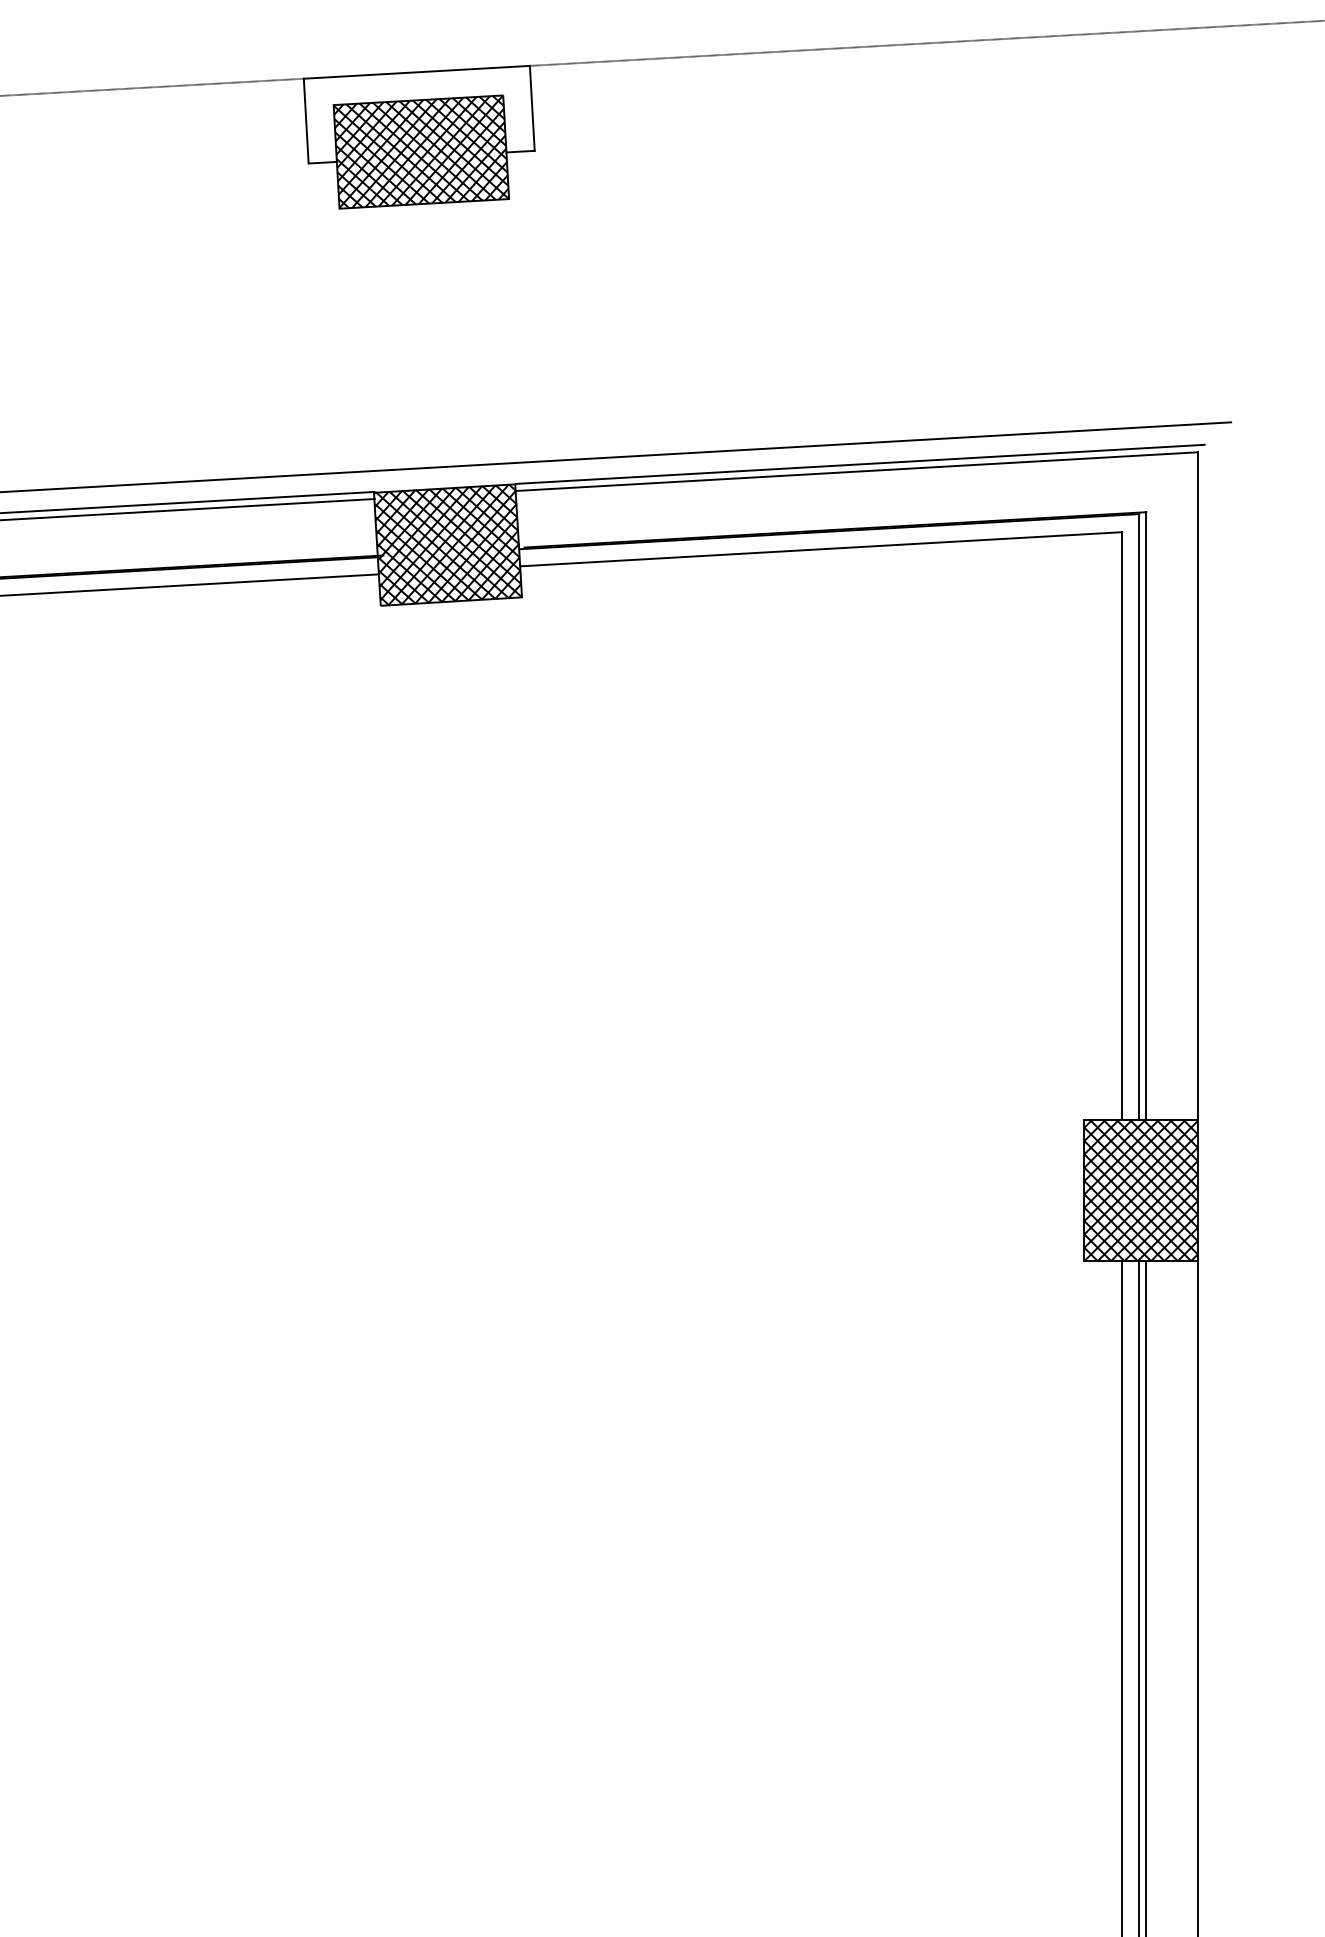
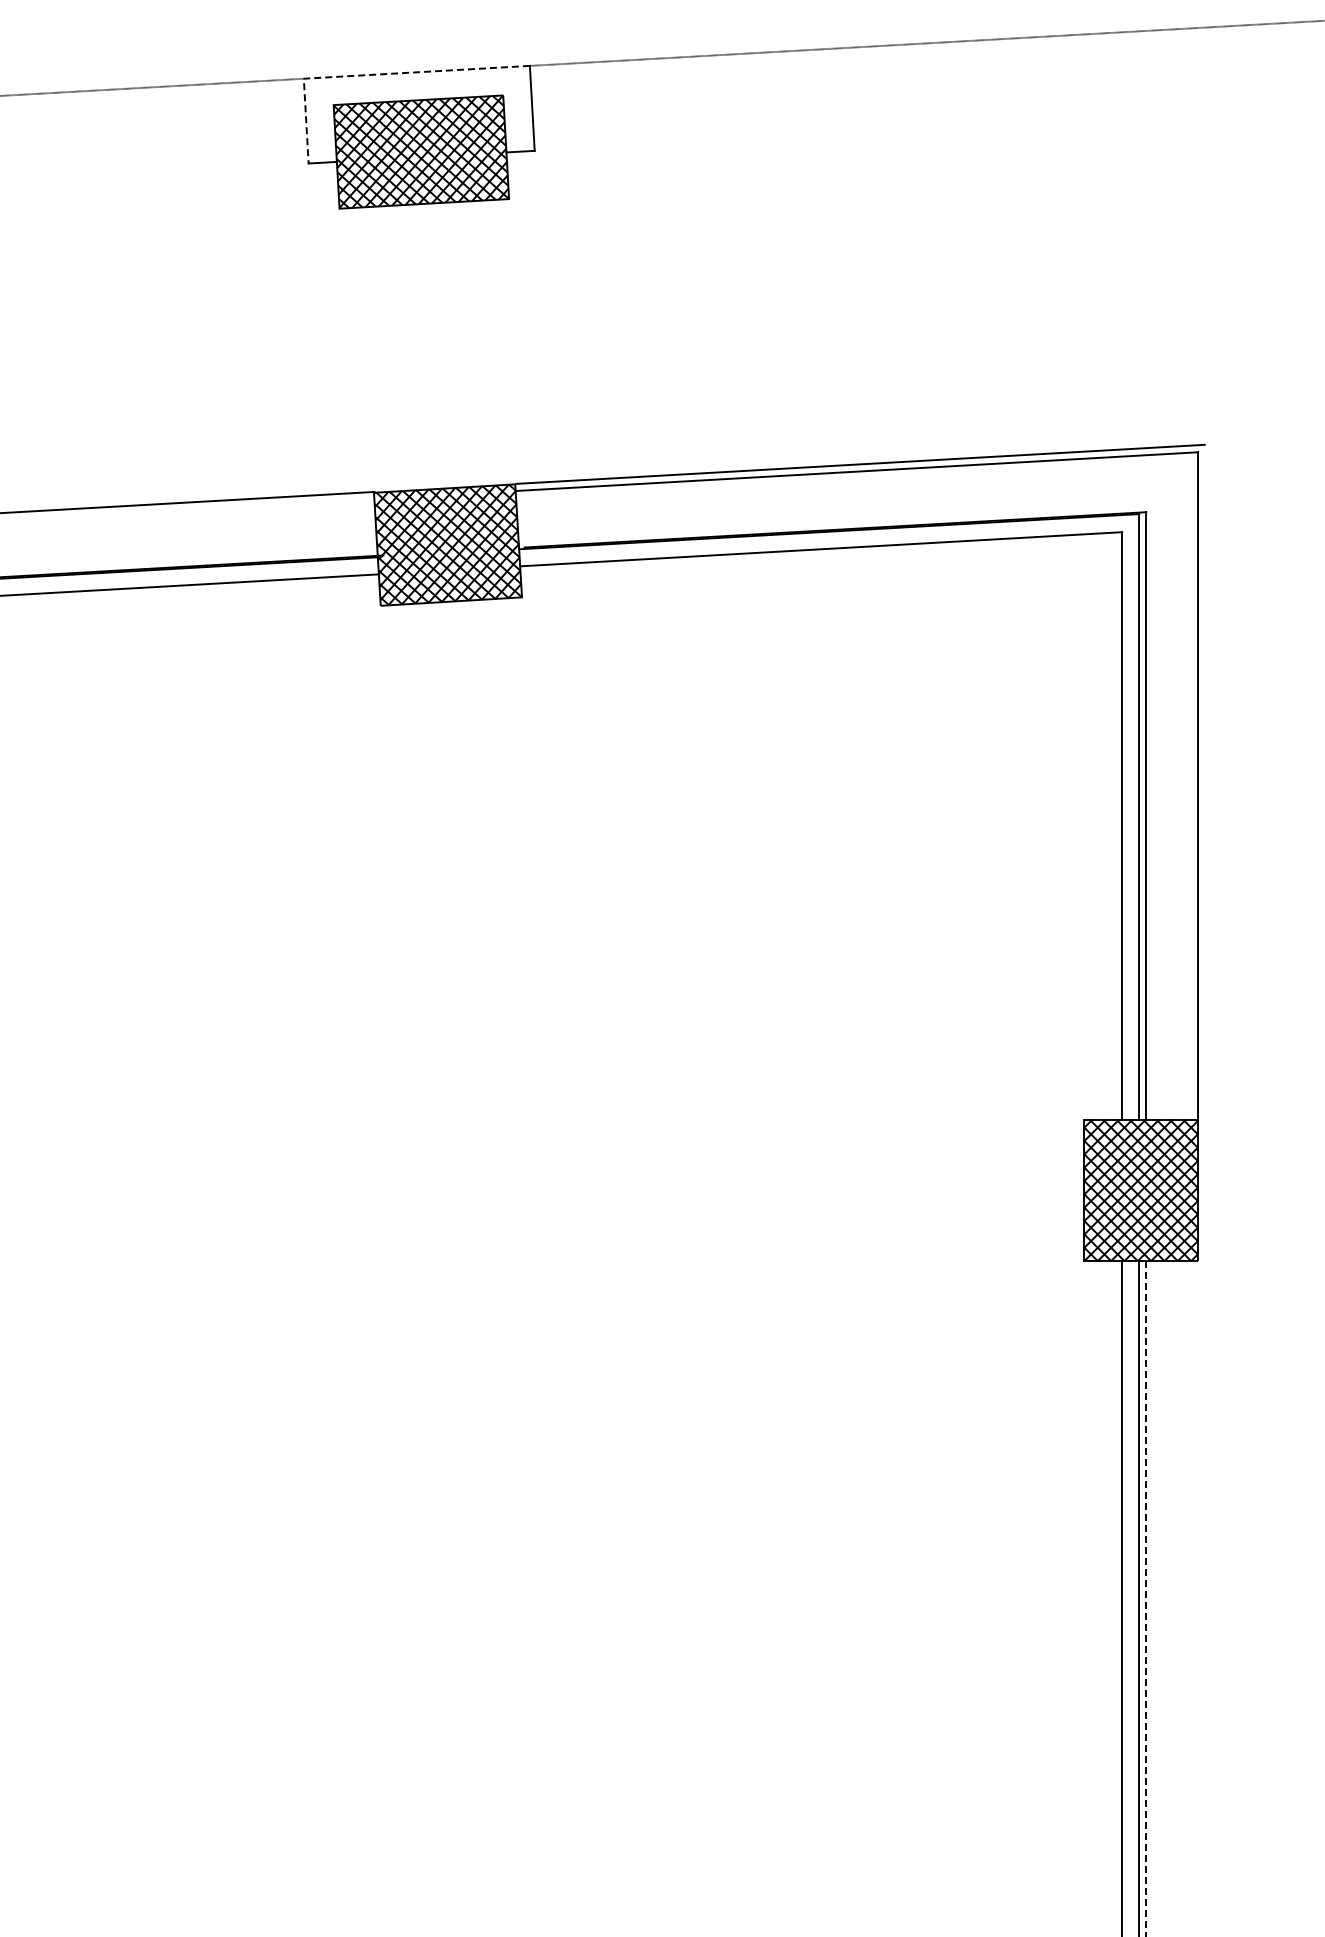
line: solid -> dashed (373, 74)
line: present -> none (616, 457)
line: present -> none (188, 509)
line: present -> none (1197, 1597)
line: solid -> dashed (1146, 1598)
